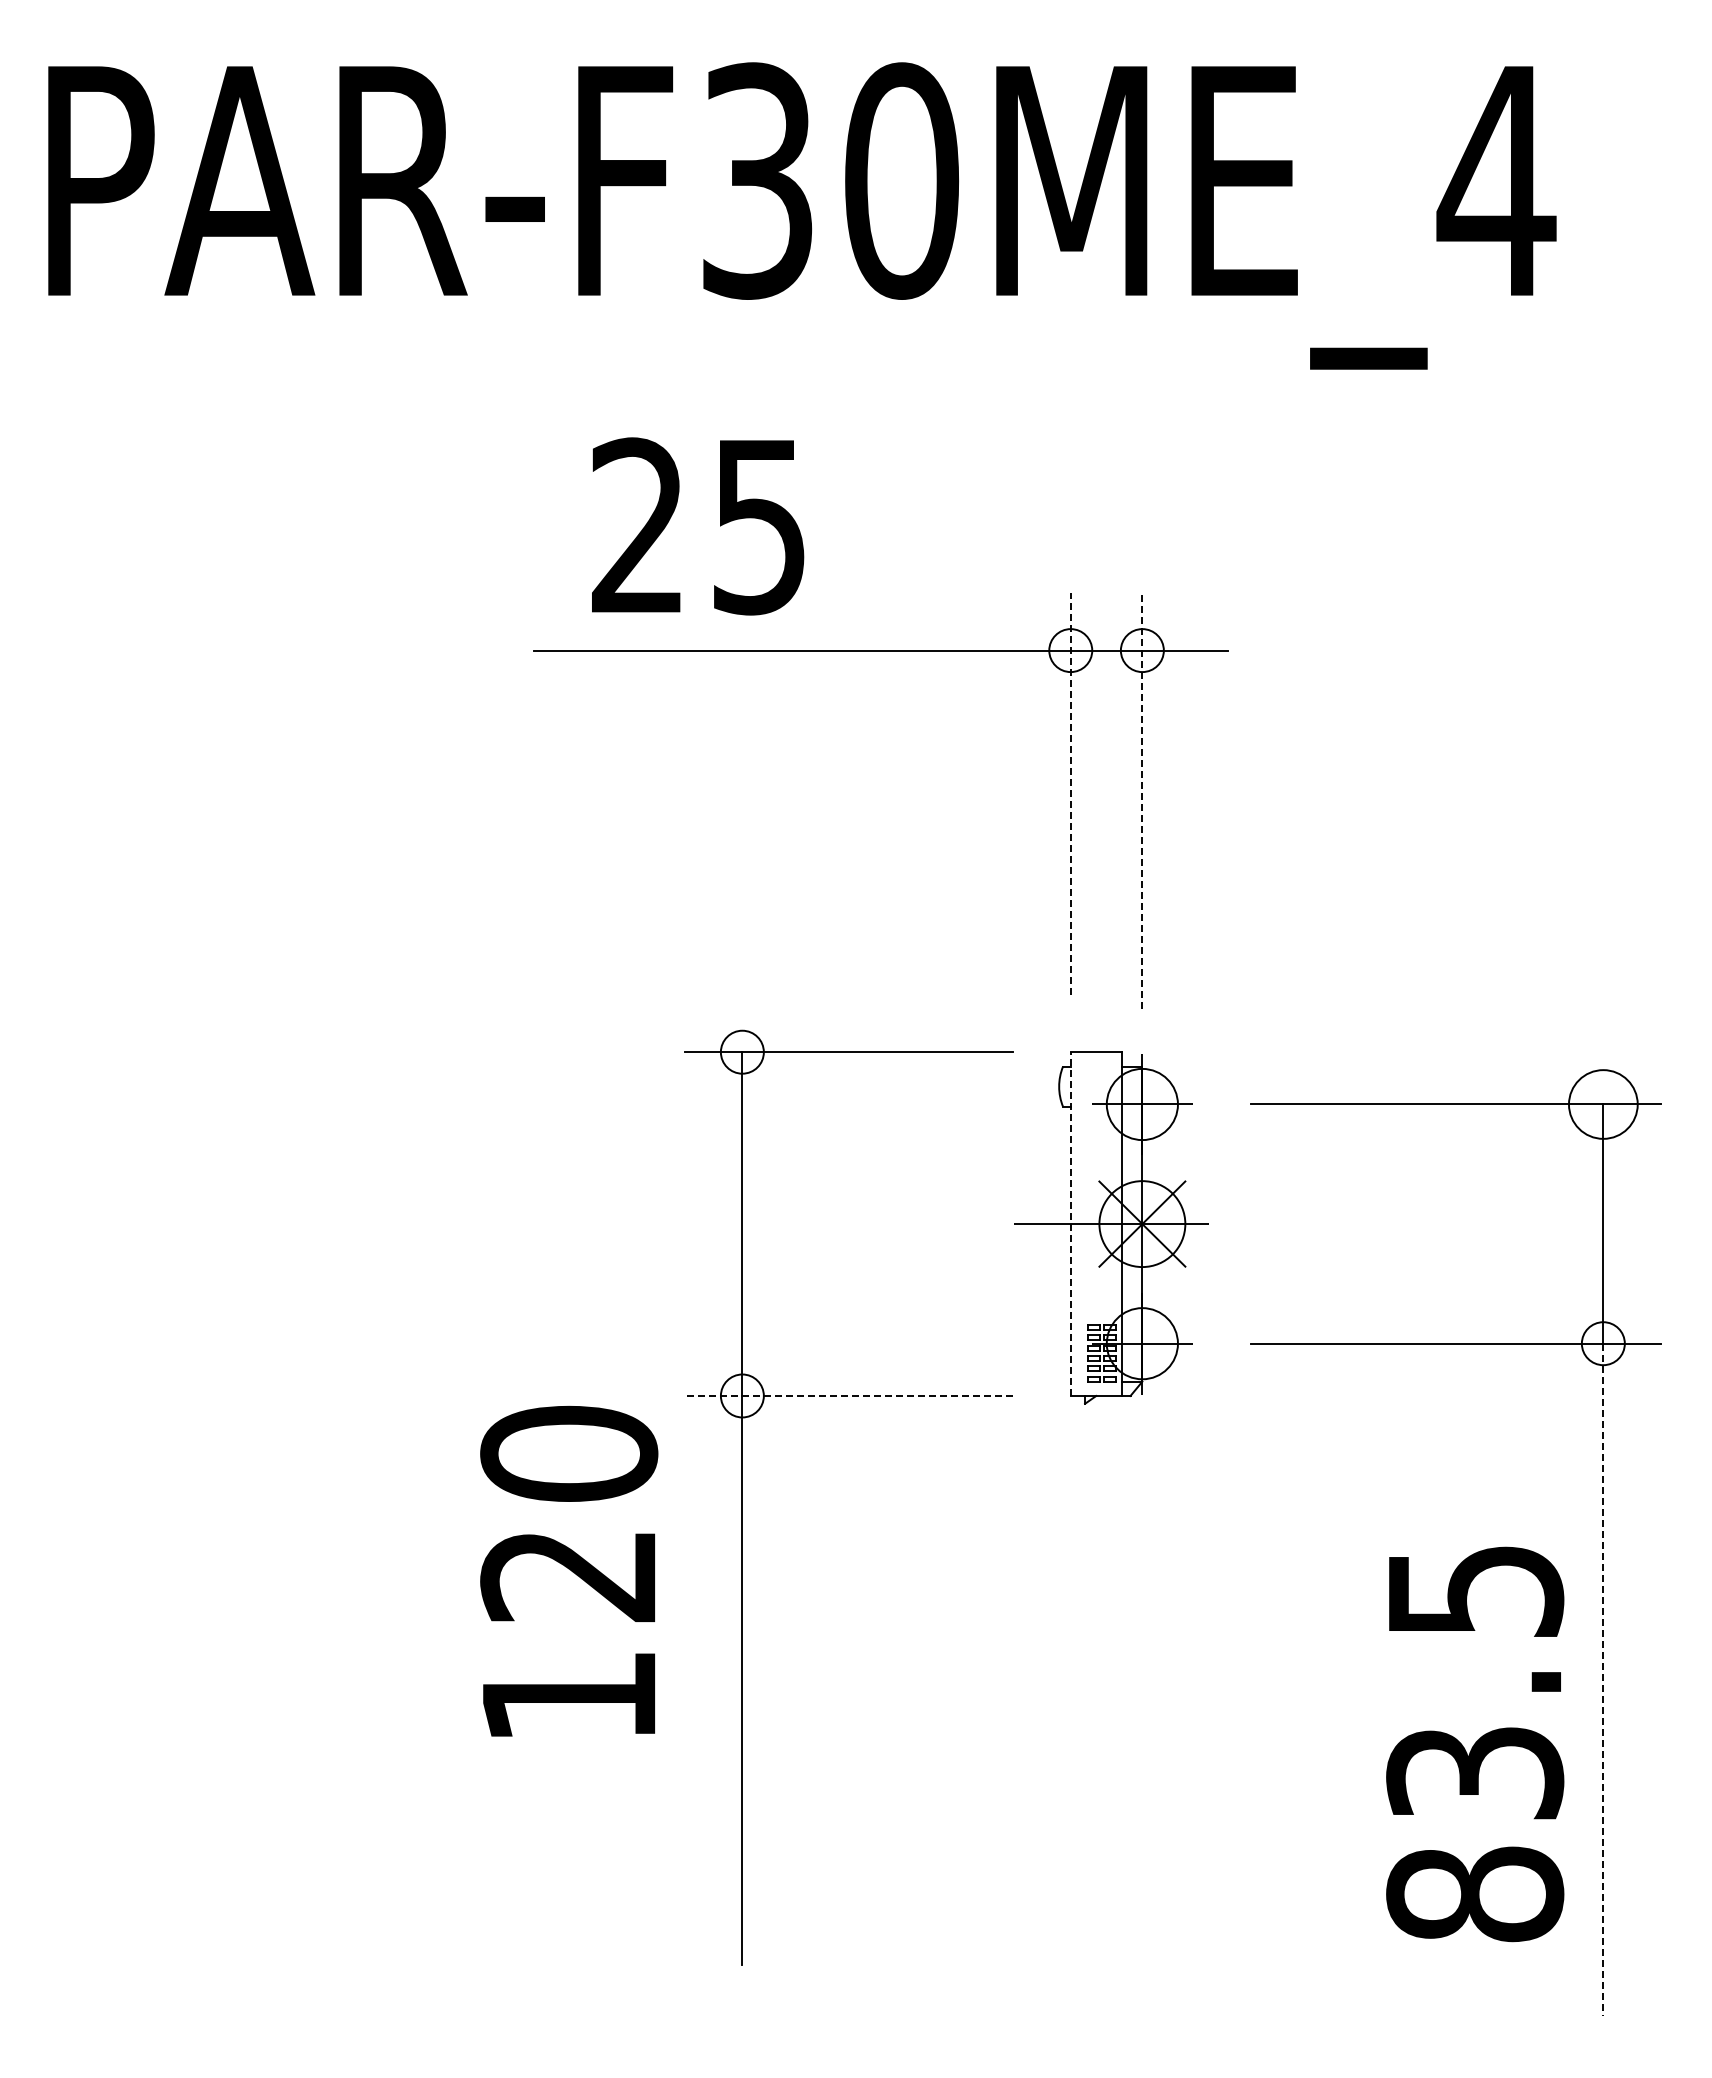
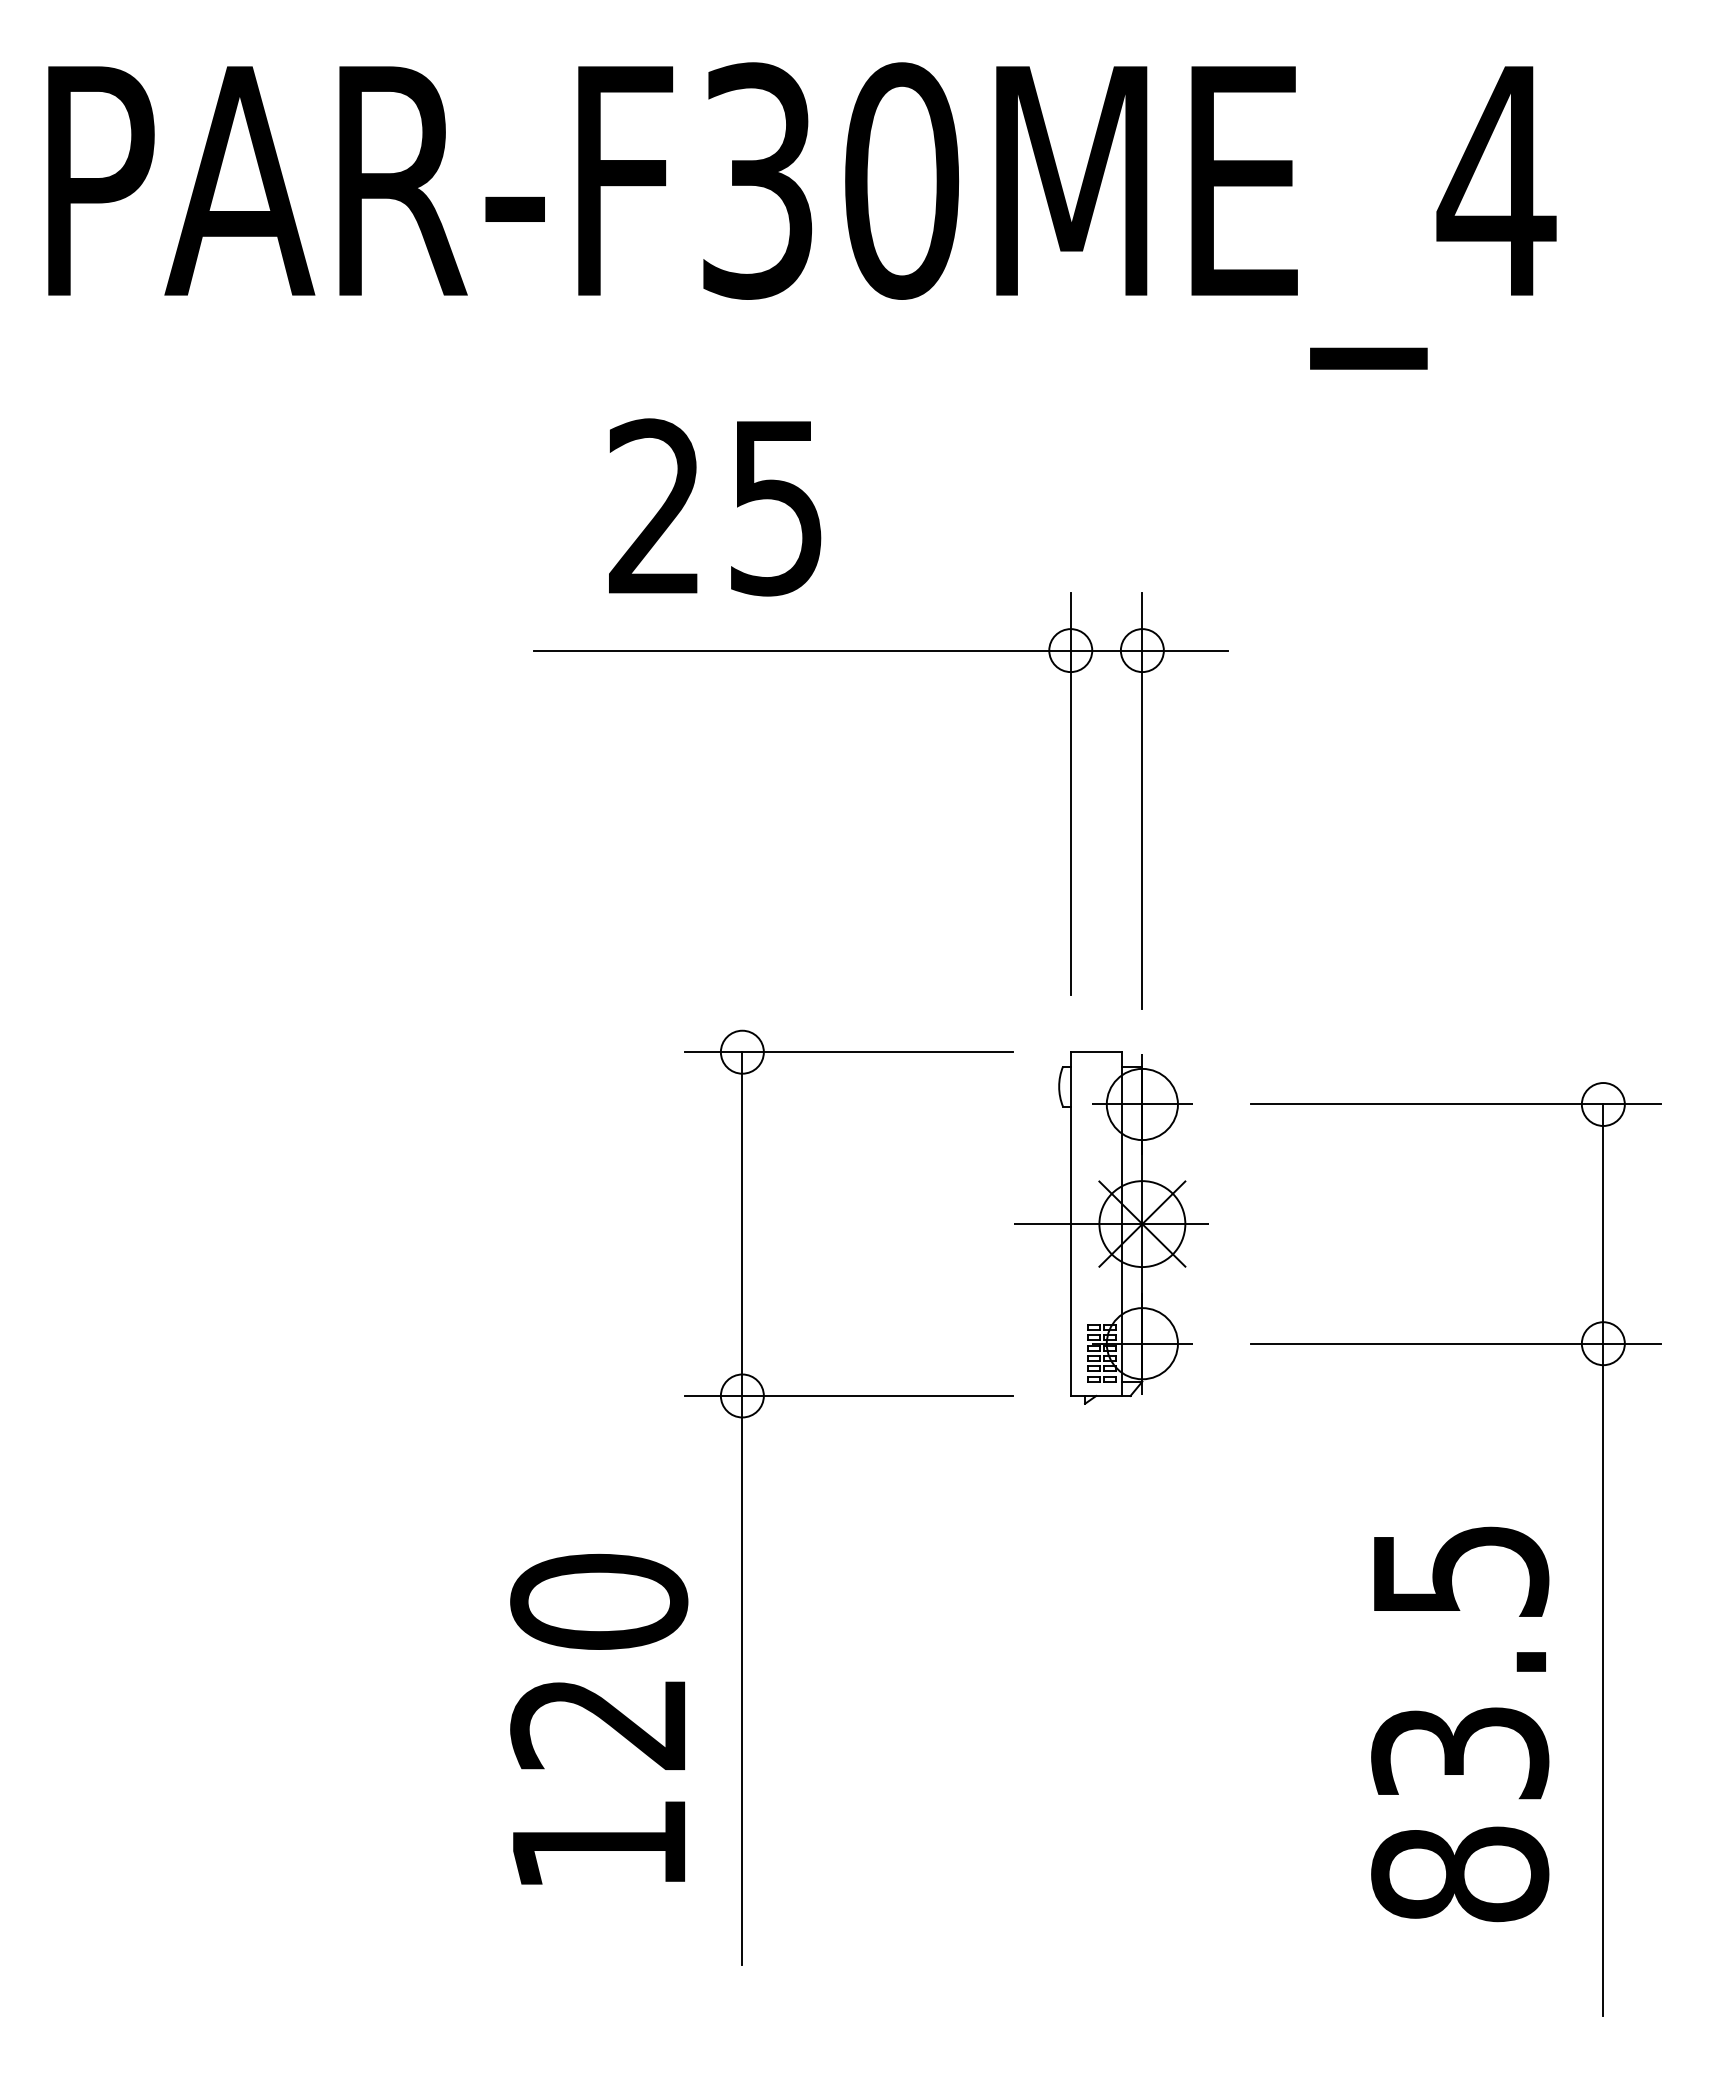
text position: (698, 526) -> (715, 507) (715, 507)
line: dashed -> solid (1070, 794)
line: dashed -> solid (1142, 801)
circle diameter: 69 px -> 43 px (1602, 1104)
line: dashed -> solid (1070, 1224)
line: dashed -> solid (848, 1395)
text position: (569, 1570) -> (599, 1718) (599, 1718)
line: dashed -> solid (1603, 1679)
text position: (1475, 1744) -> (1460, 1724) (1460, 1724)
